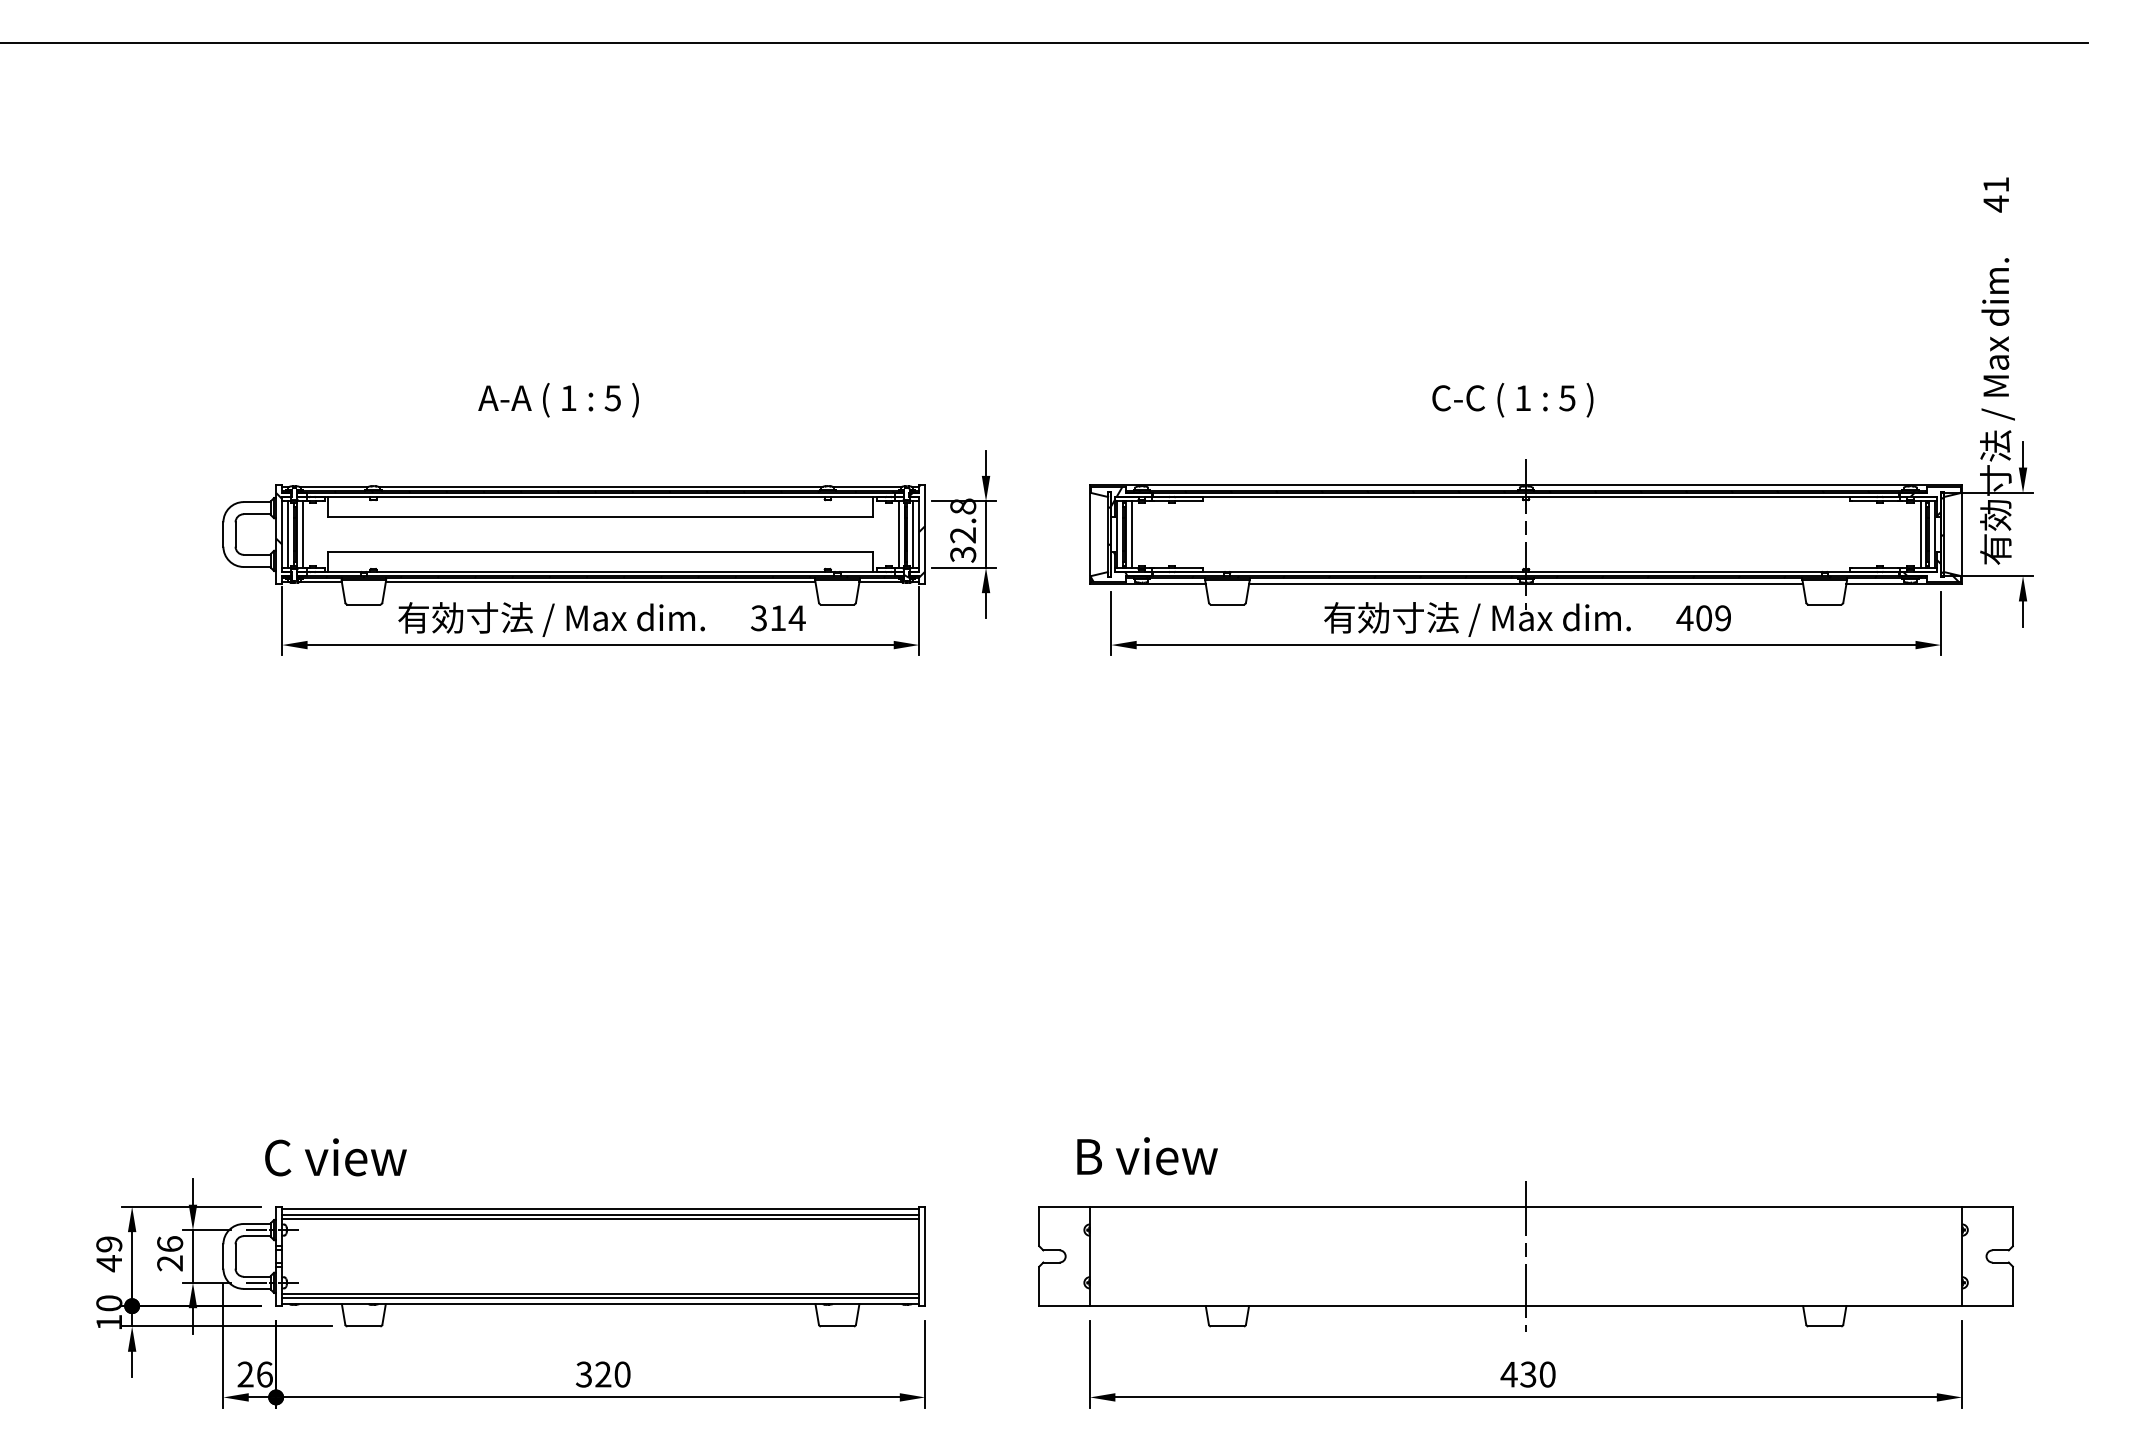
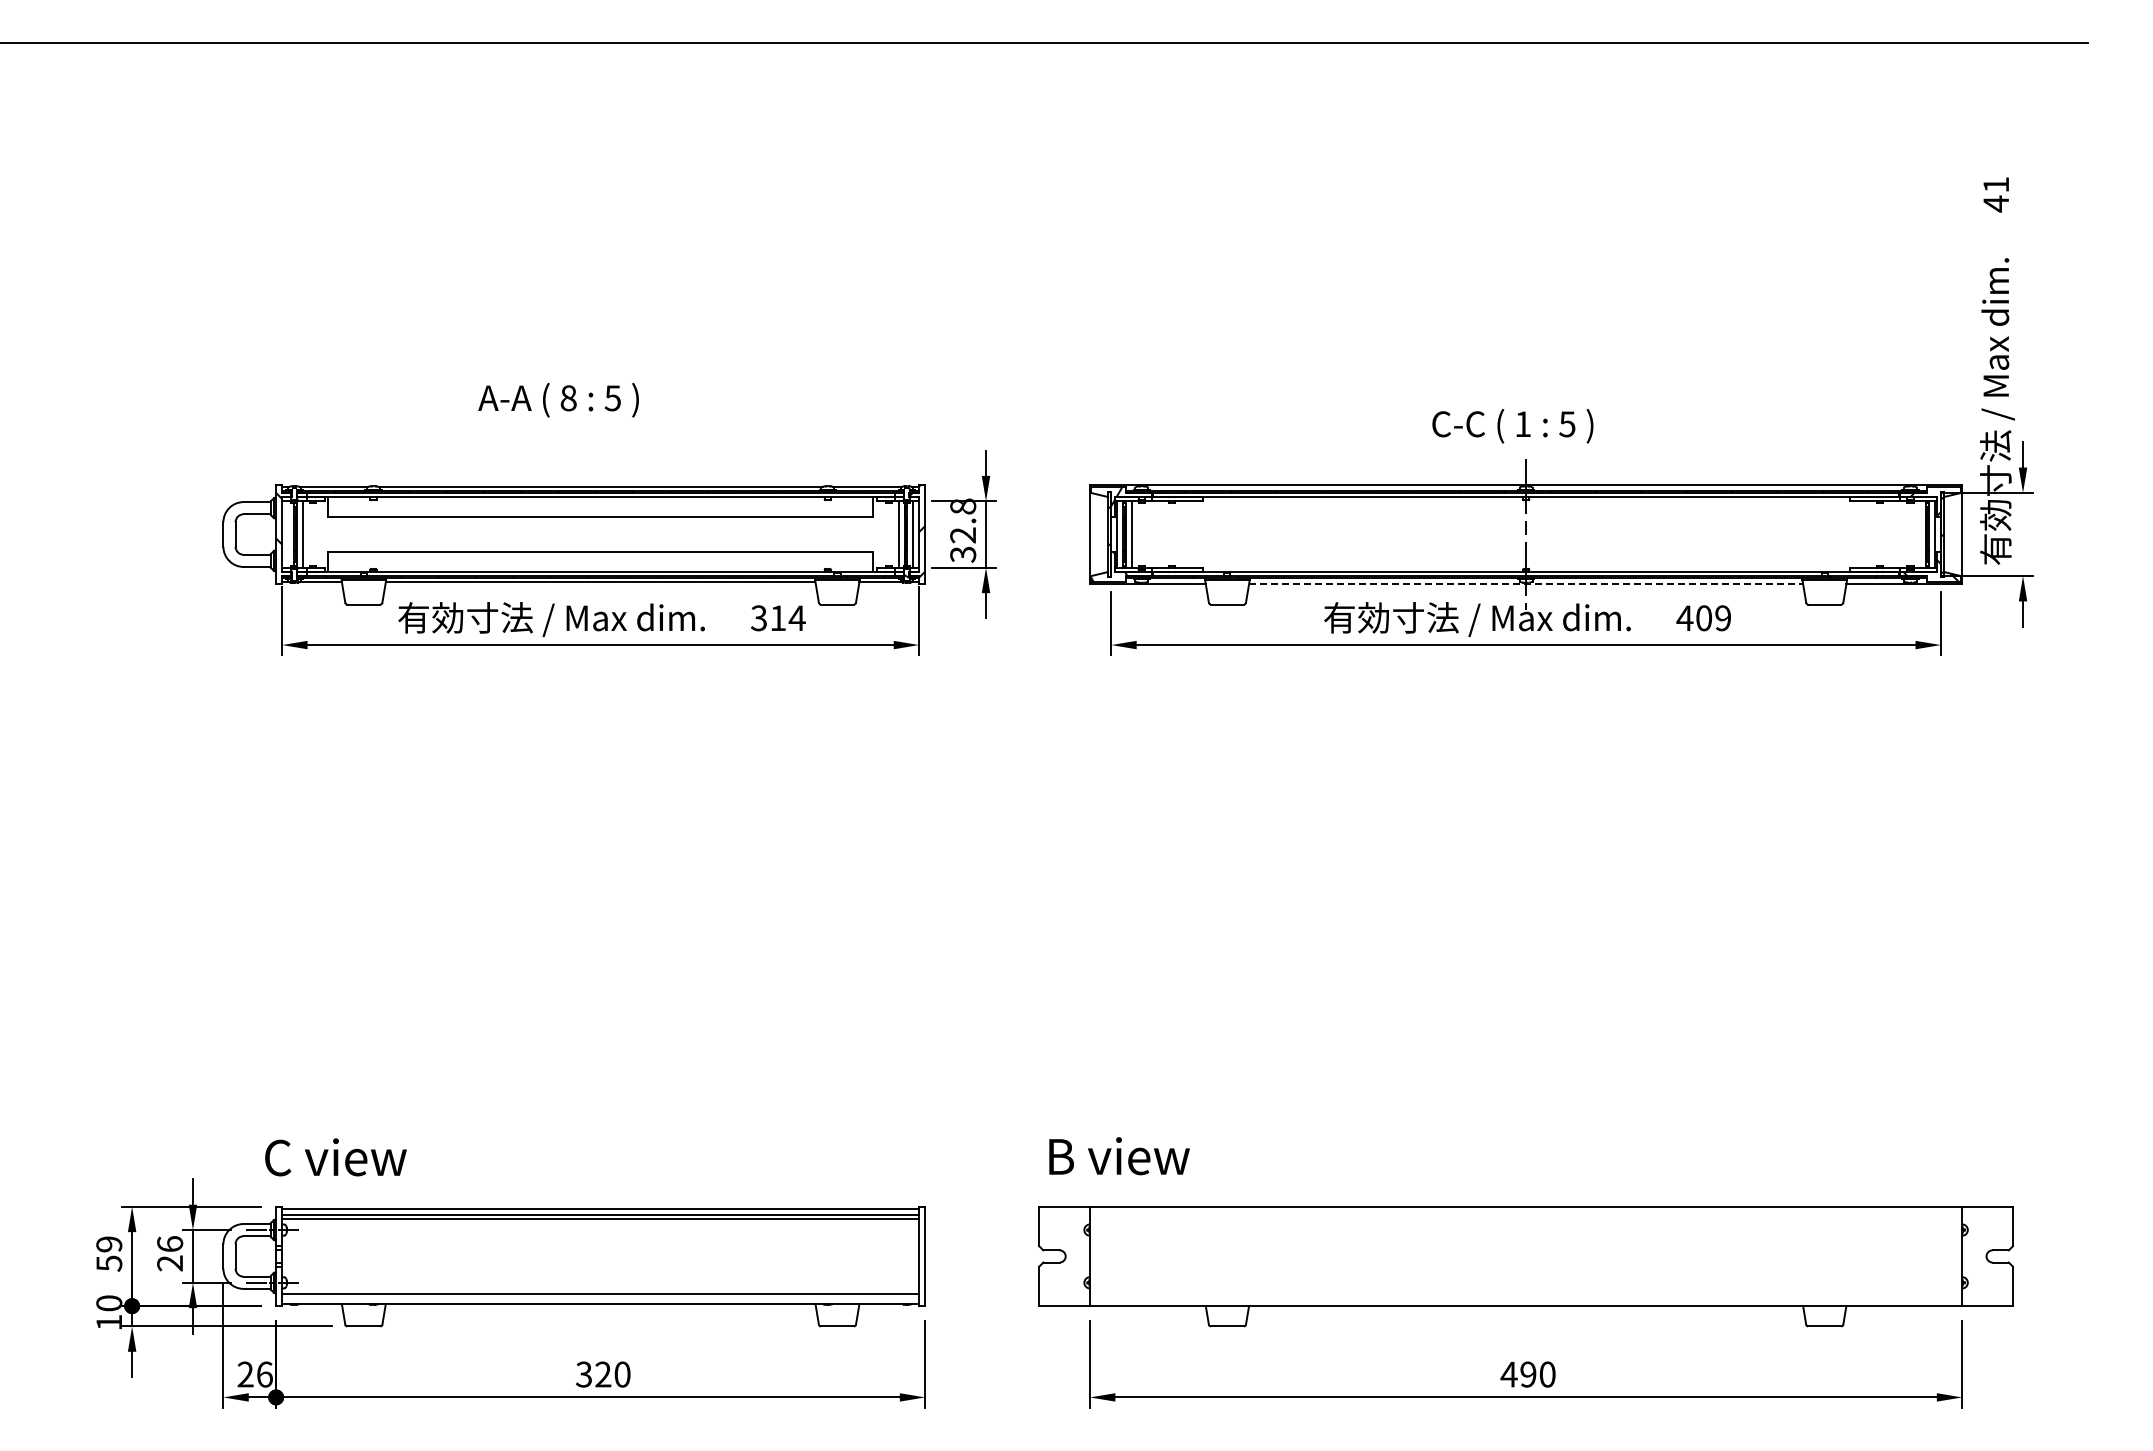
text: 1 -> 8 (568, 398)
text position: (1512, 400) -> (1512, 426) (1512, 426)
line: present -> none (288, 534)
line: present -> none (1920, 534)
line: solid -> dashed (1526, 584)
text position: (1147, 1156) -> (1119, 1156) (1119, 1156)
line: present -> none (1526, 1256)
text: 49 -> 59 (109, 1263)
line: present -> none (600, 1298)
text: 430 -> 490 (1528, 1374)
